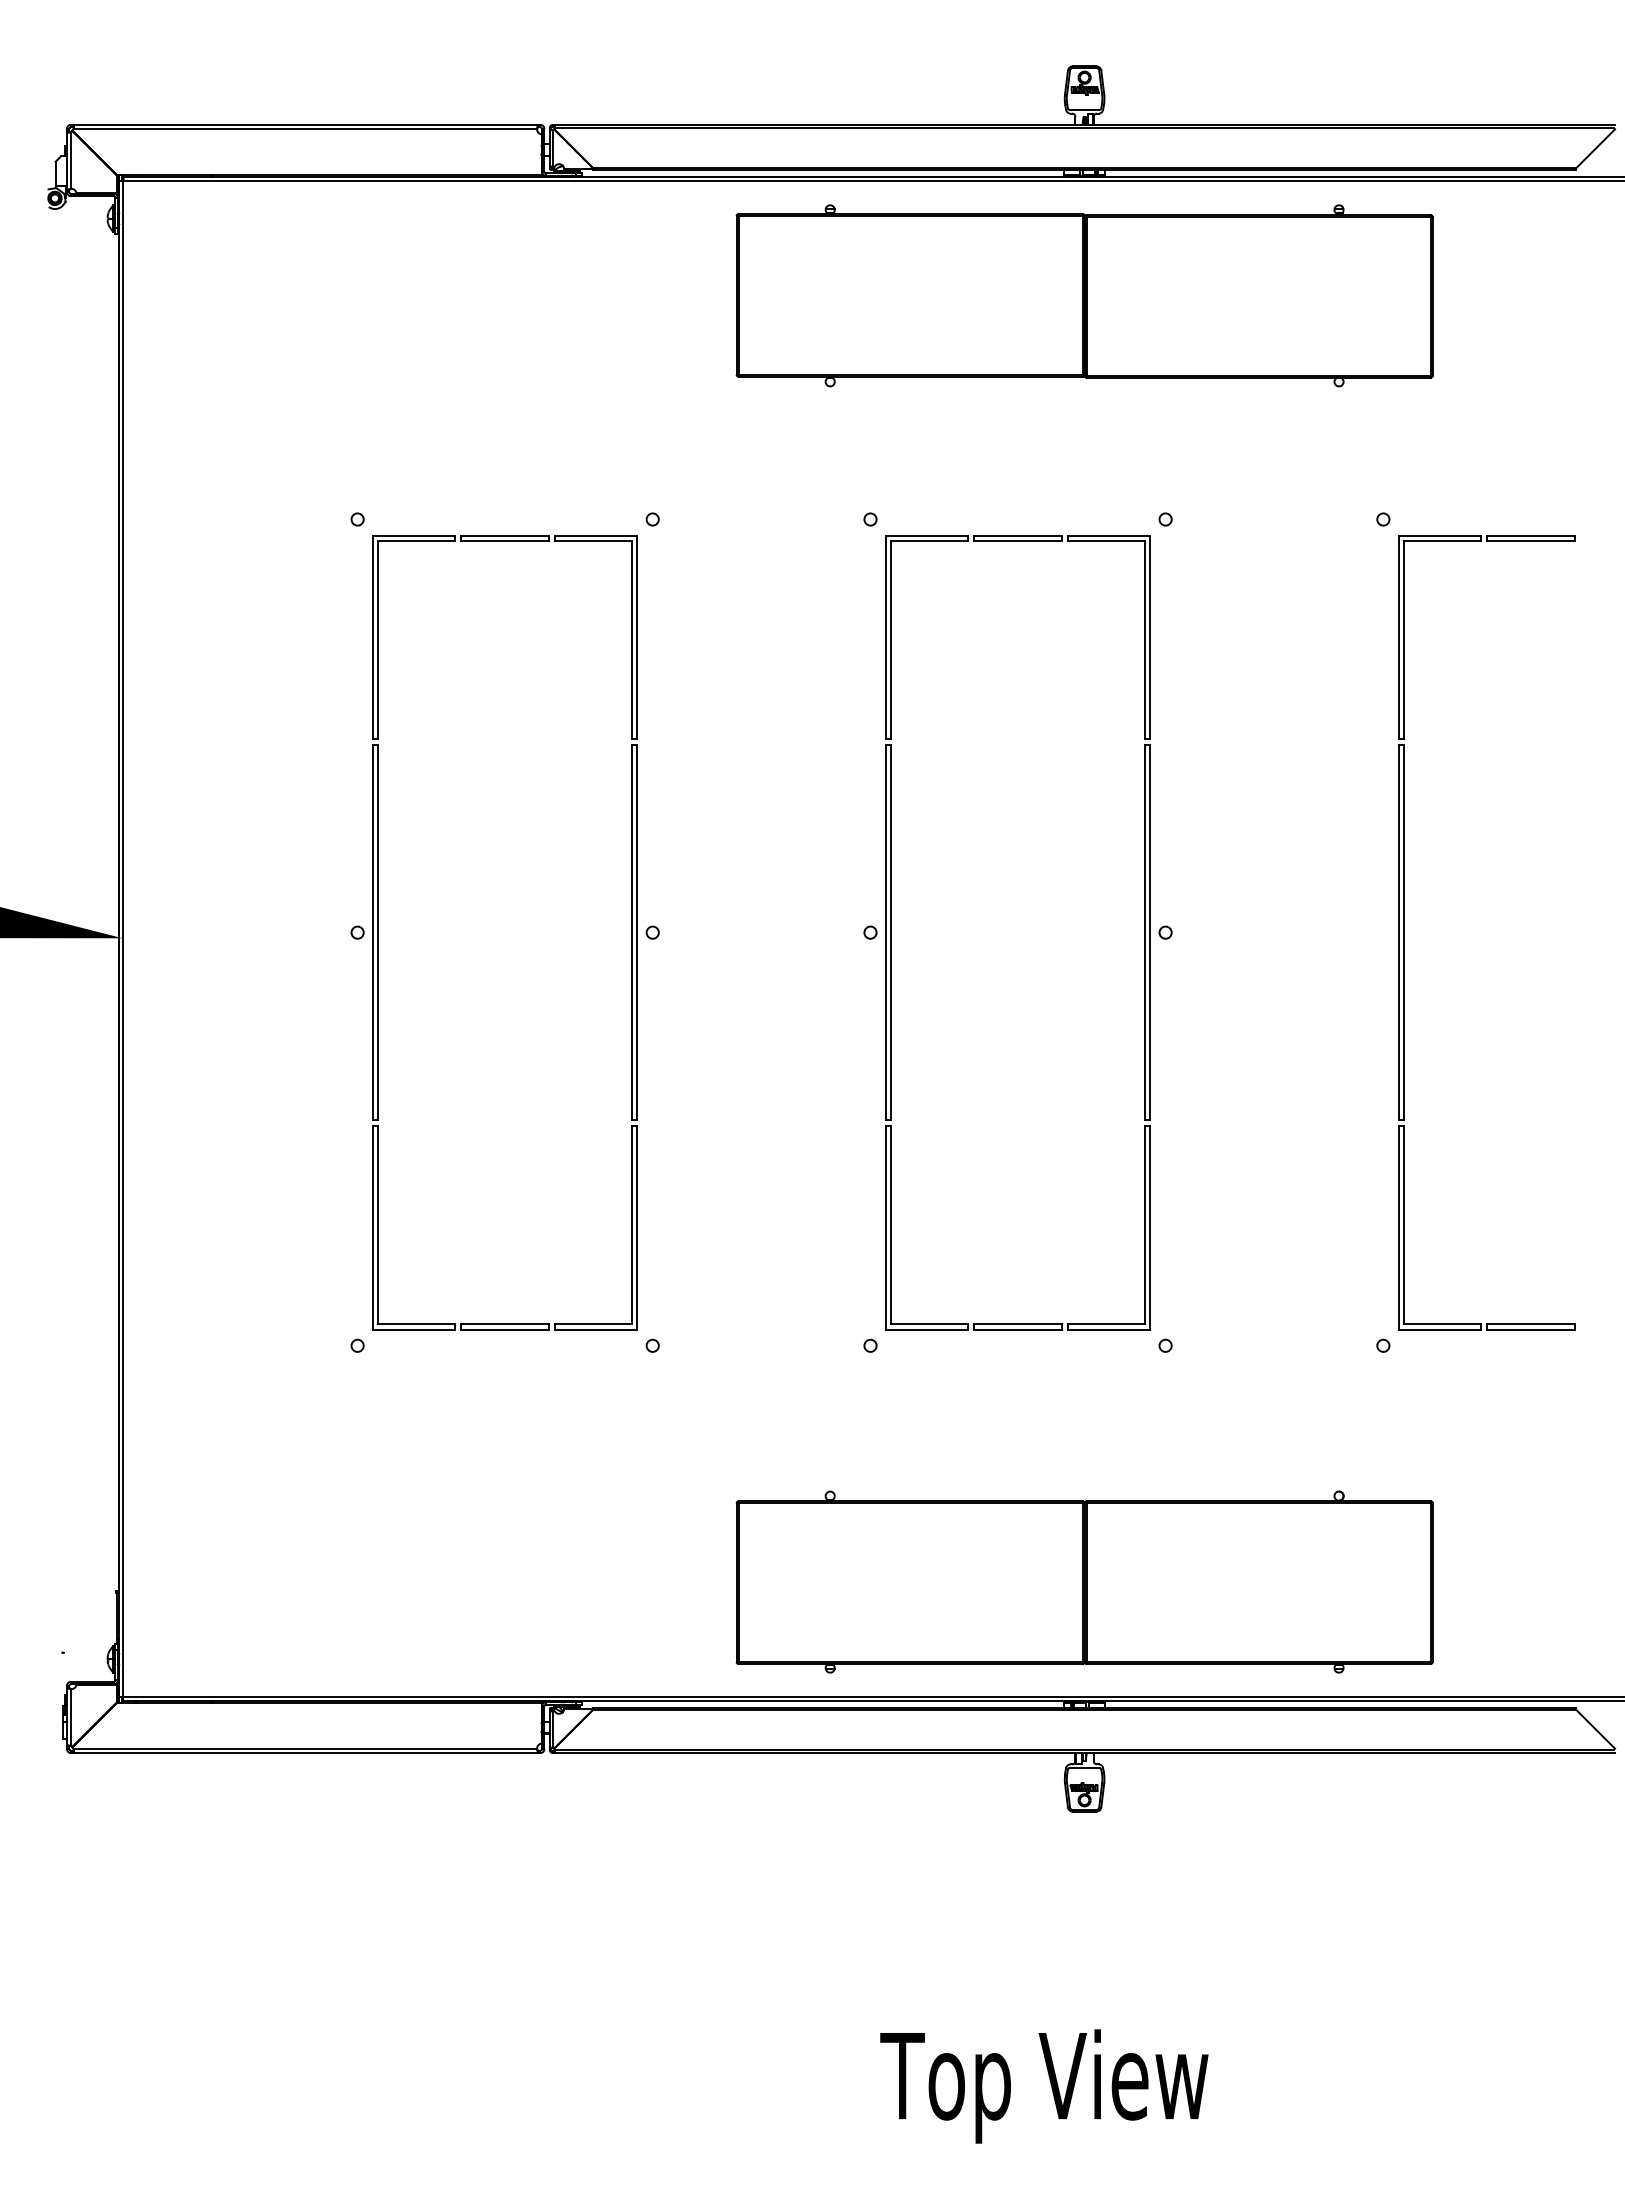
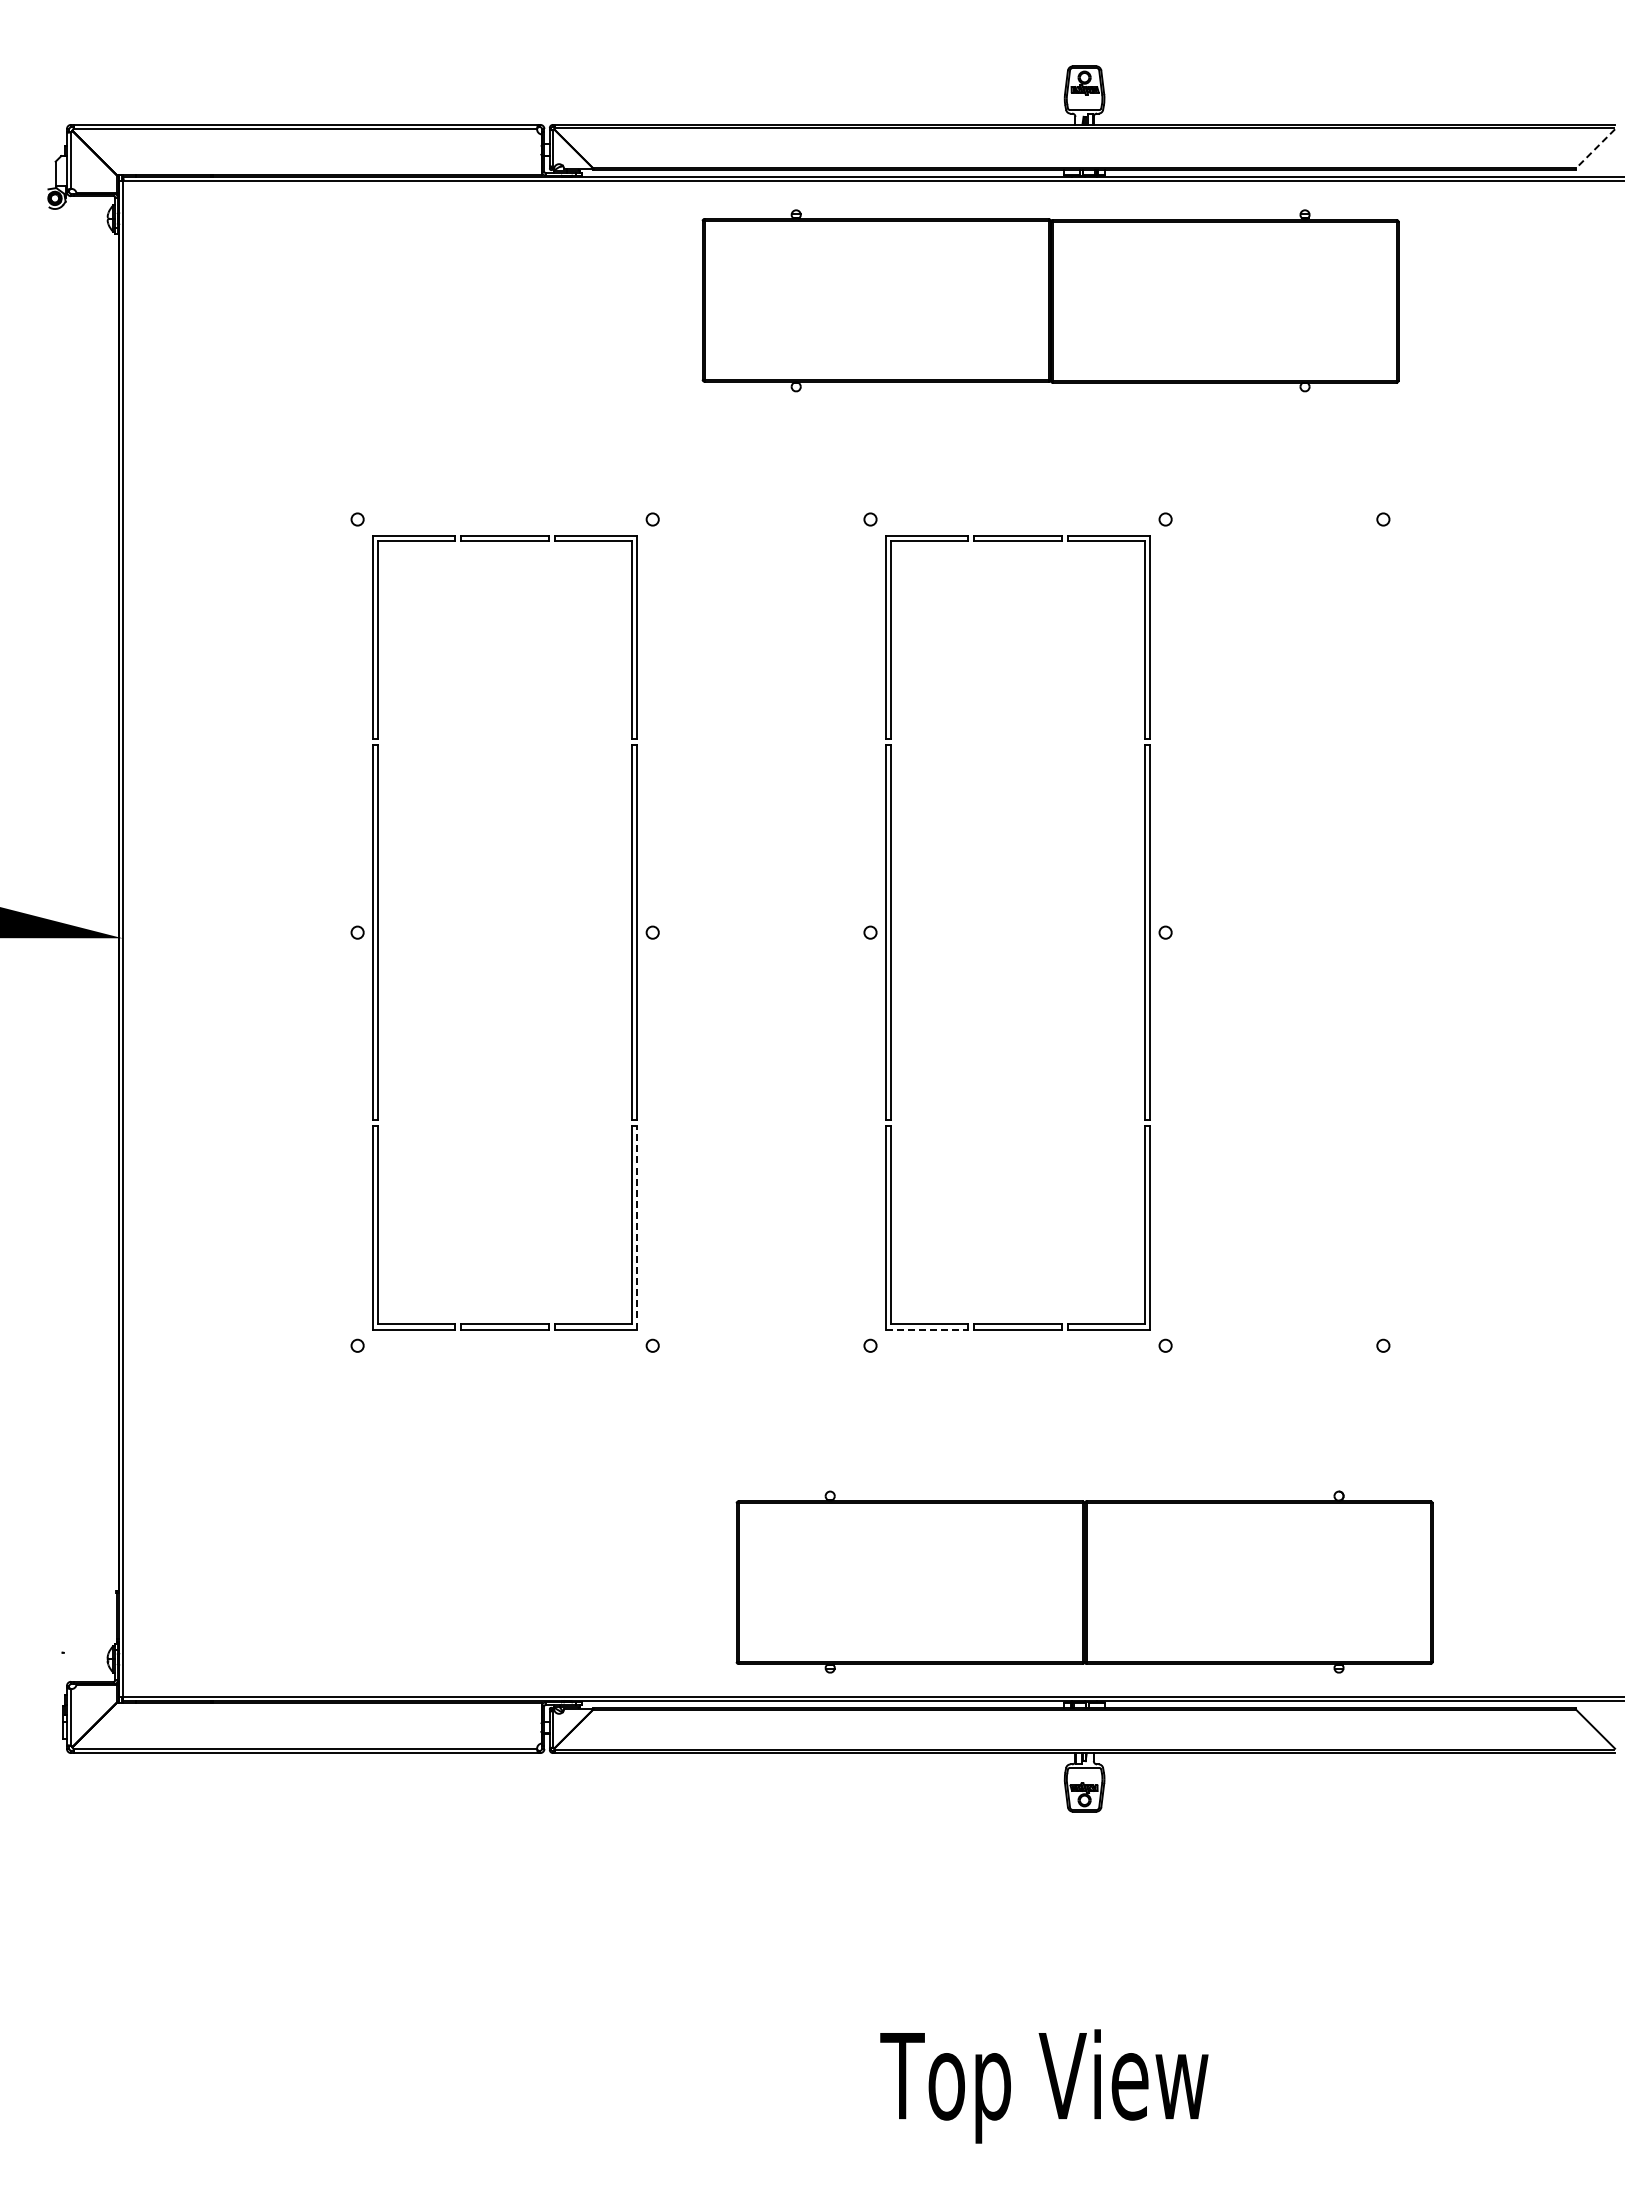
line: solid -> dashed (1595, 148)
part position: (1084, 295) -> (1050, 300) (1050, 300)
part: present -> none (1404, 932)
line: solid -> dashed (637, 1227)
line: solid -> dashed (927, 1329)
